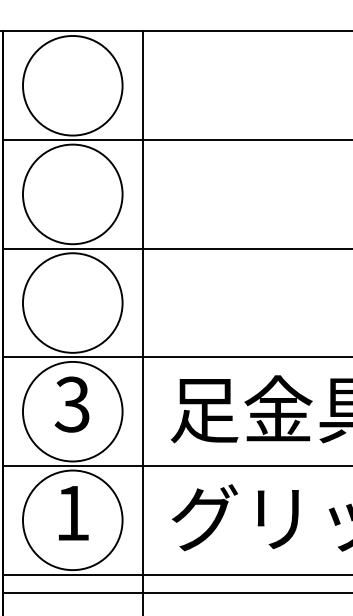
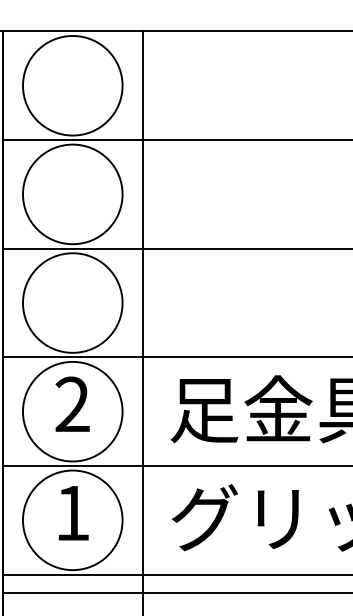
text: 3 -> 2 (71, 404)
